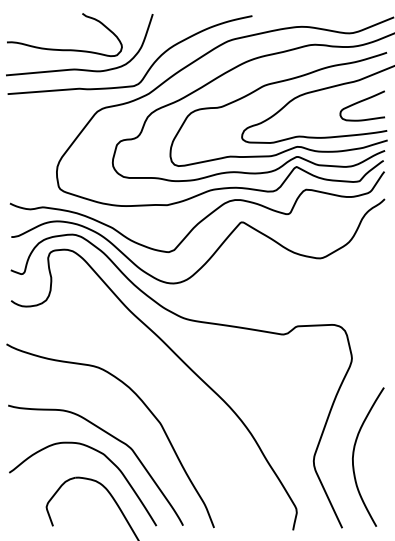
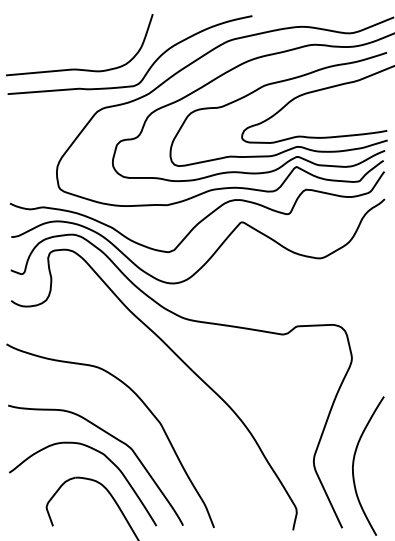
curve: present -> none (64, 49)
curve: present -> none (361, 102)
curve position: (354, 454) -> (354, 463) (354, 463)
